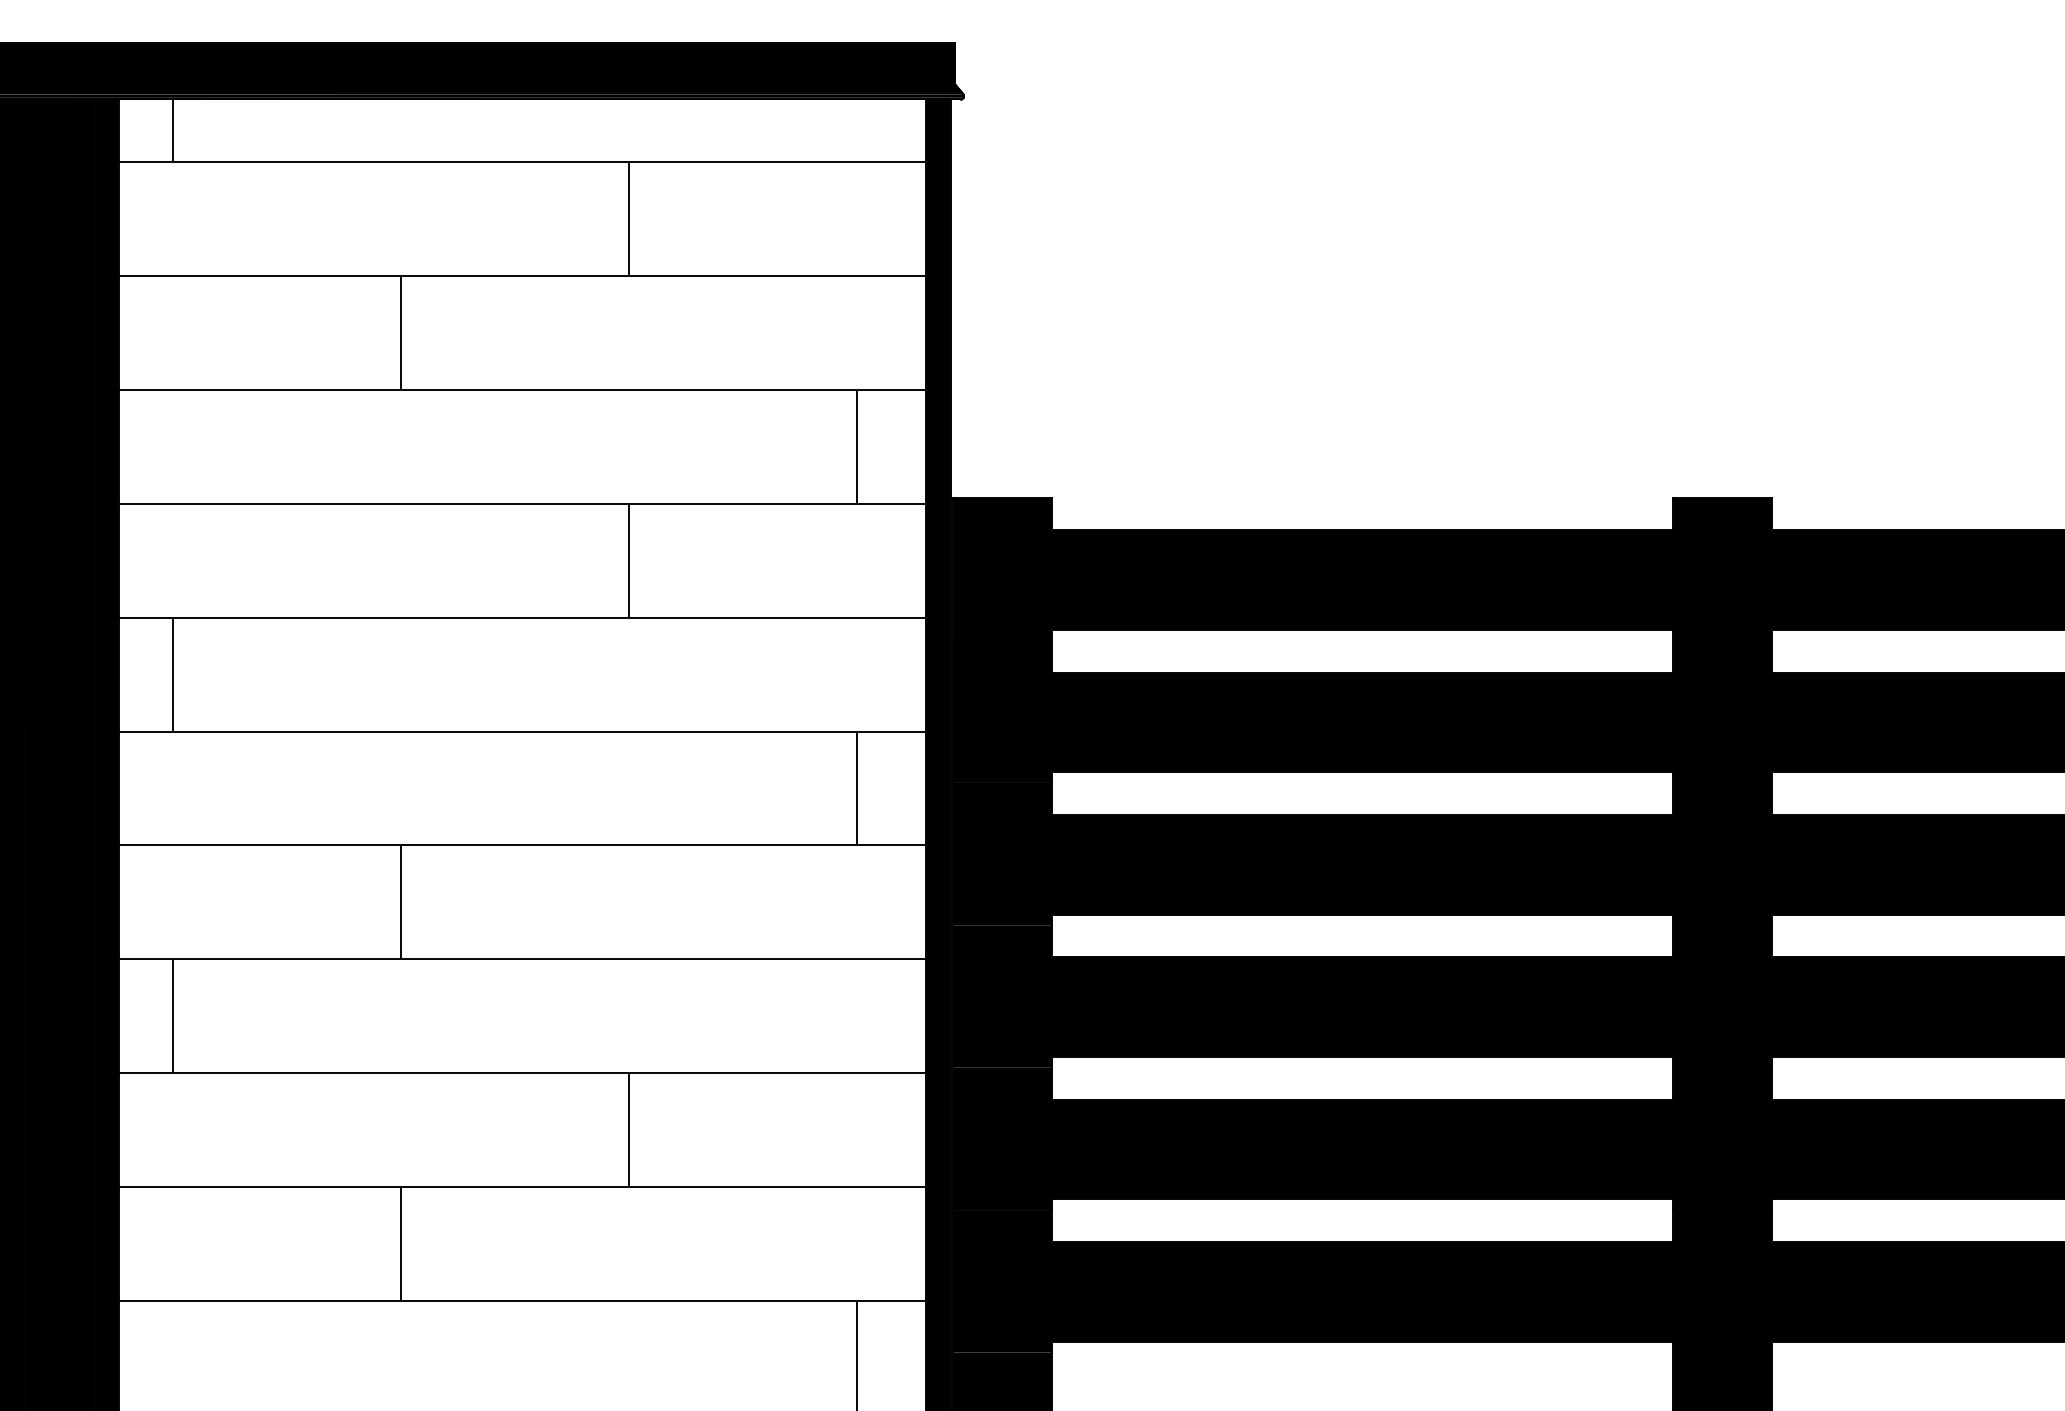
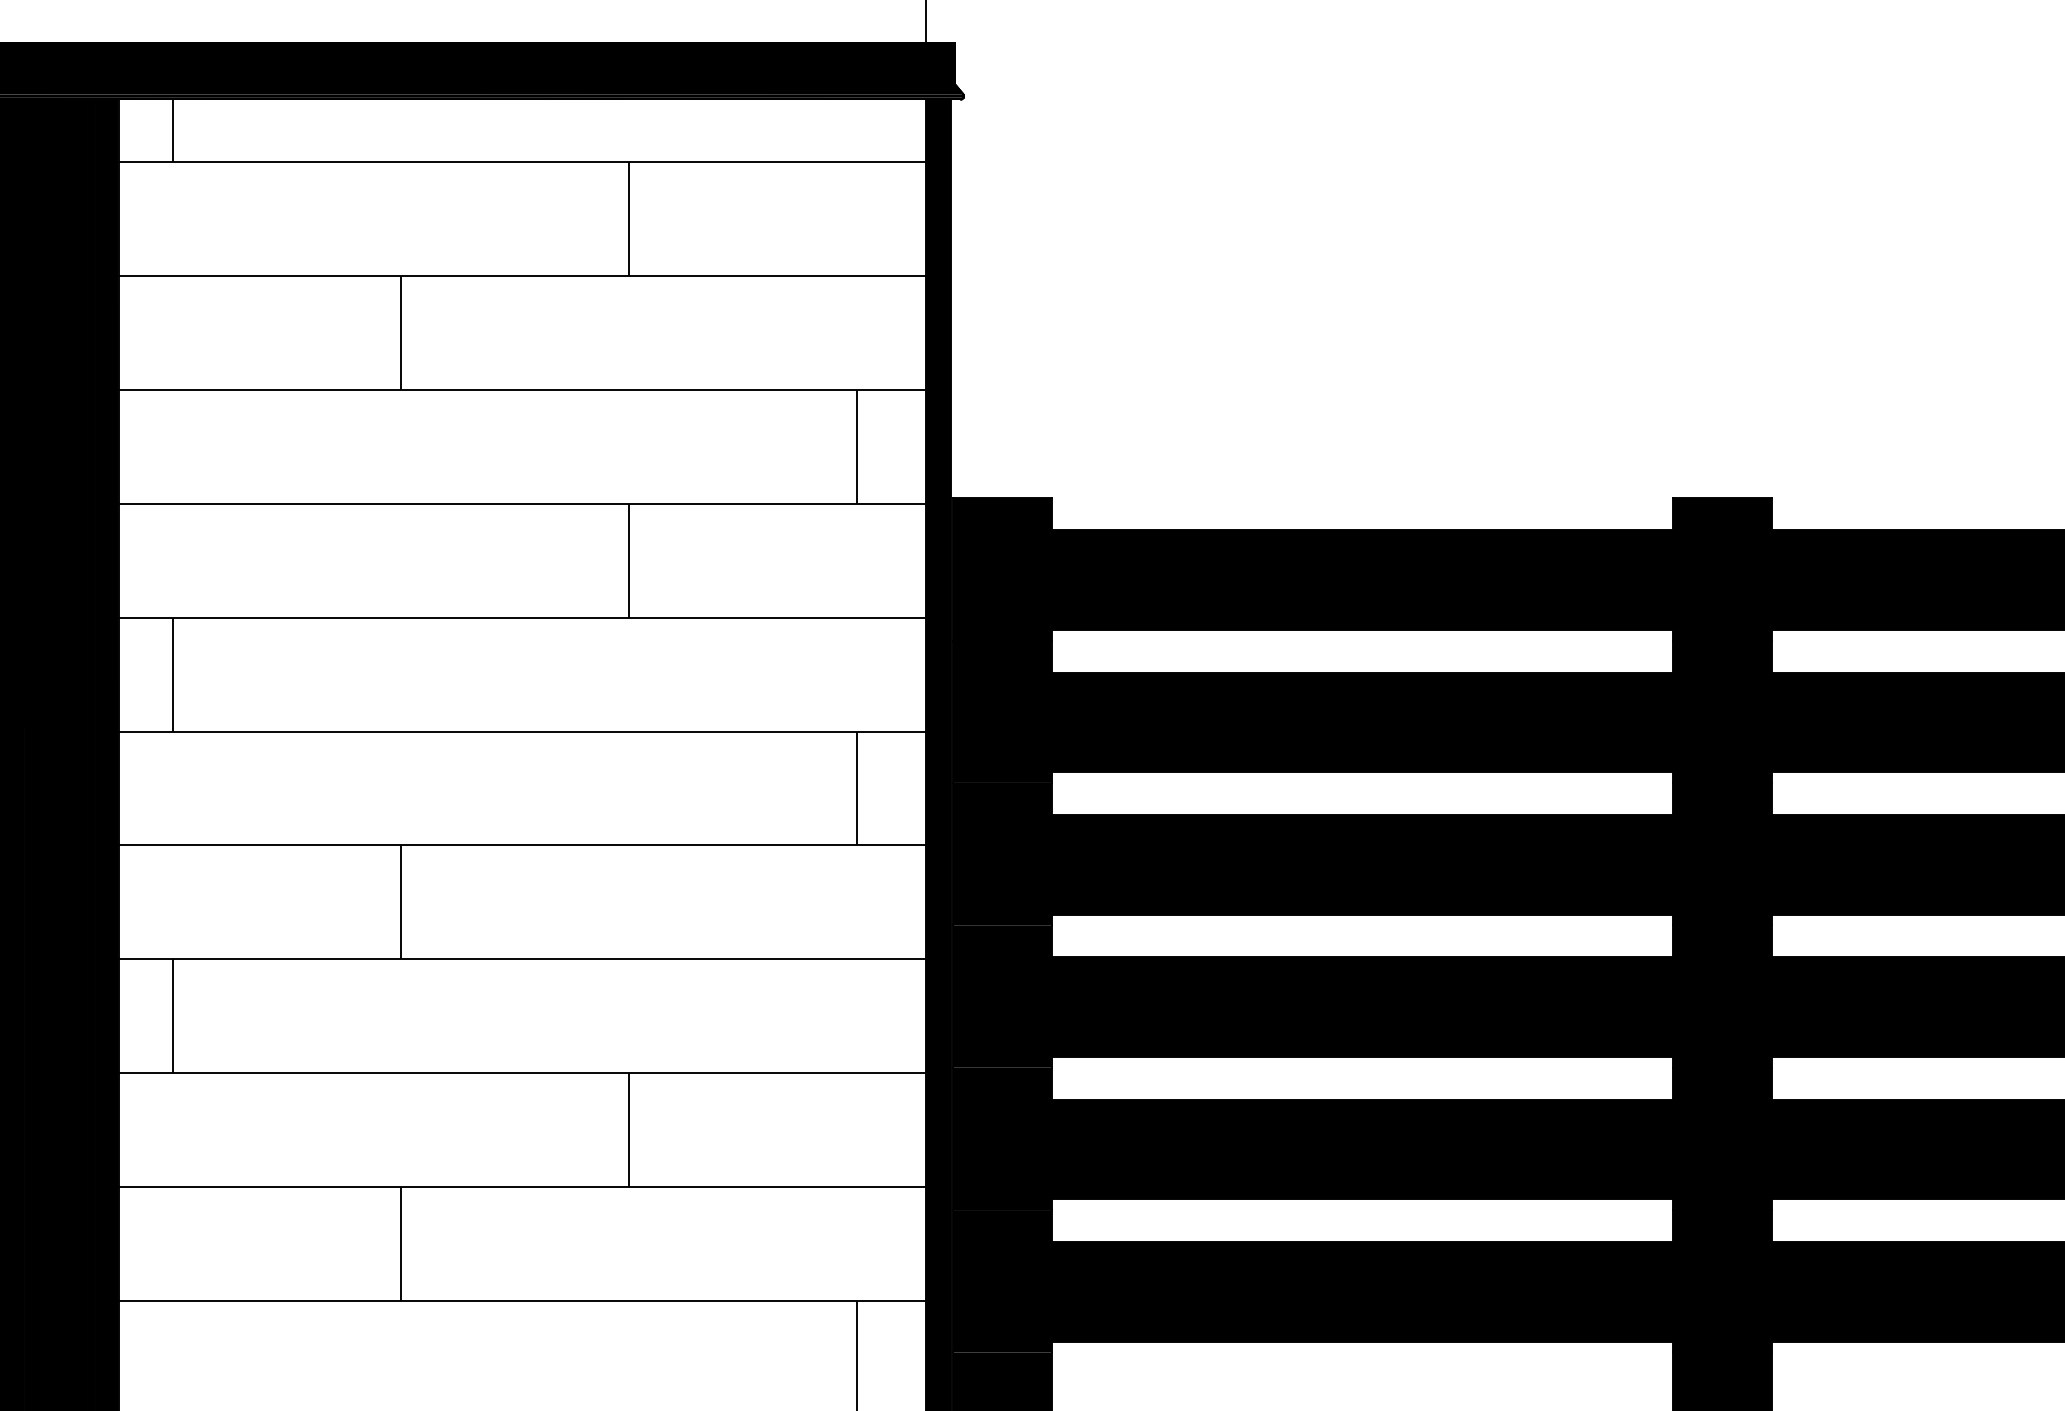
line: none -> present (926, 22)
